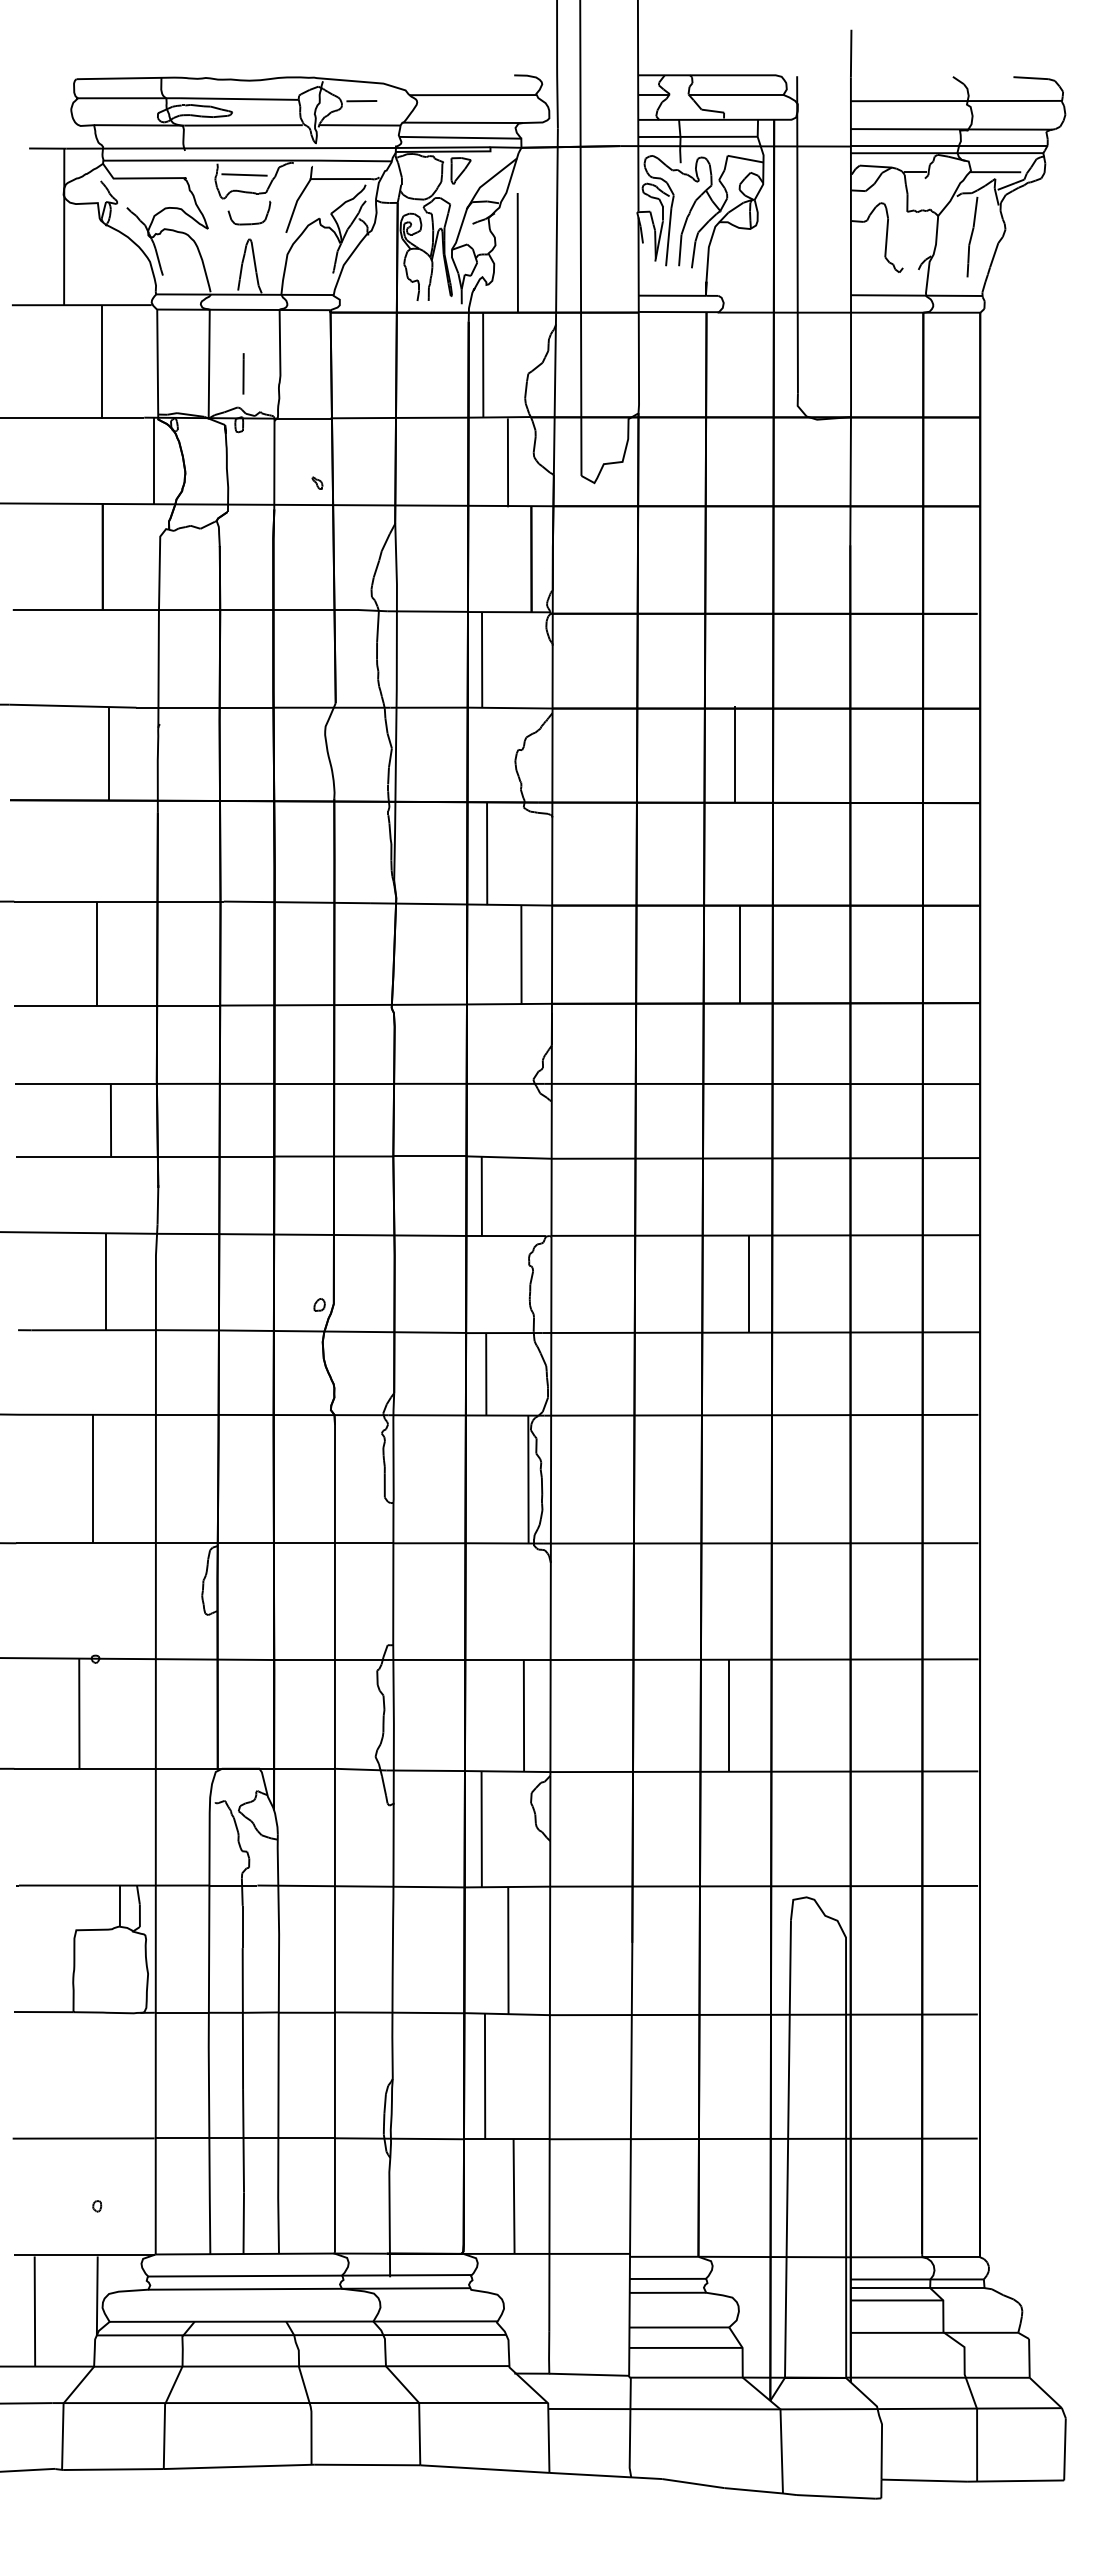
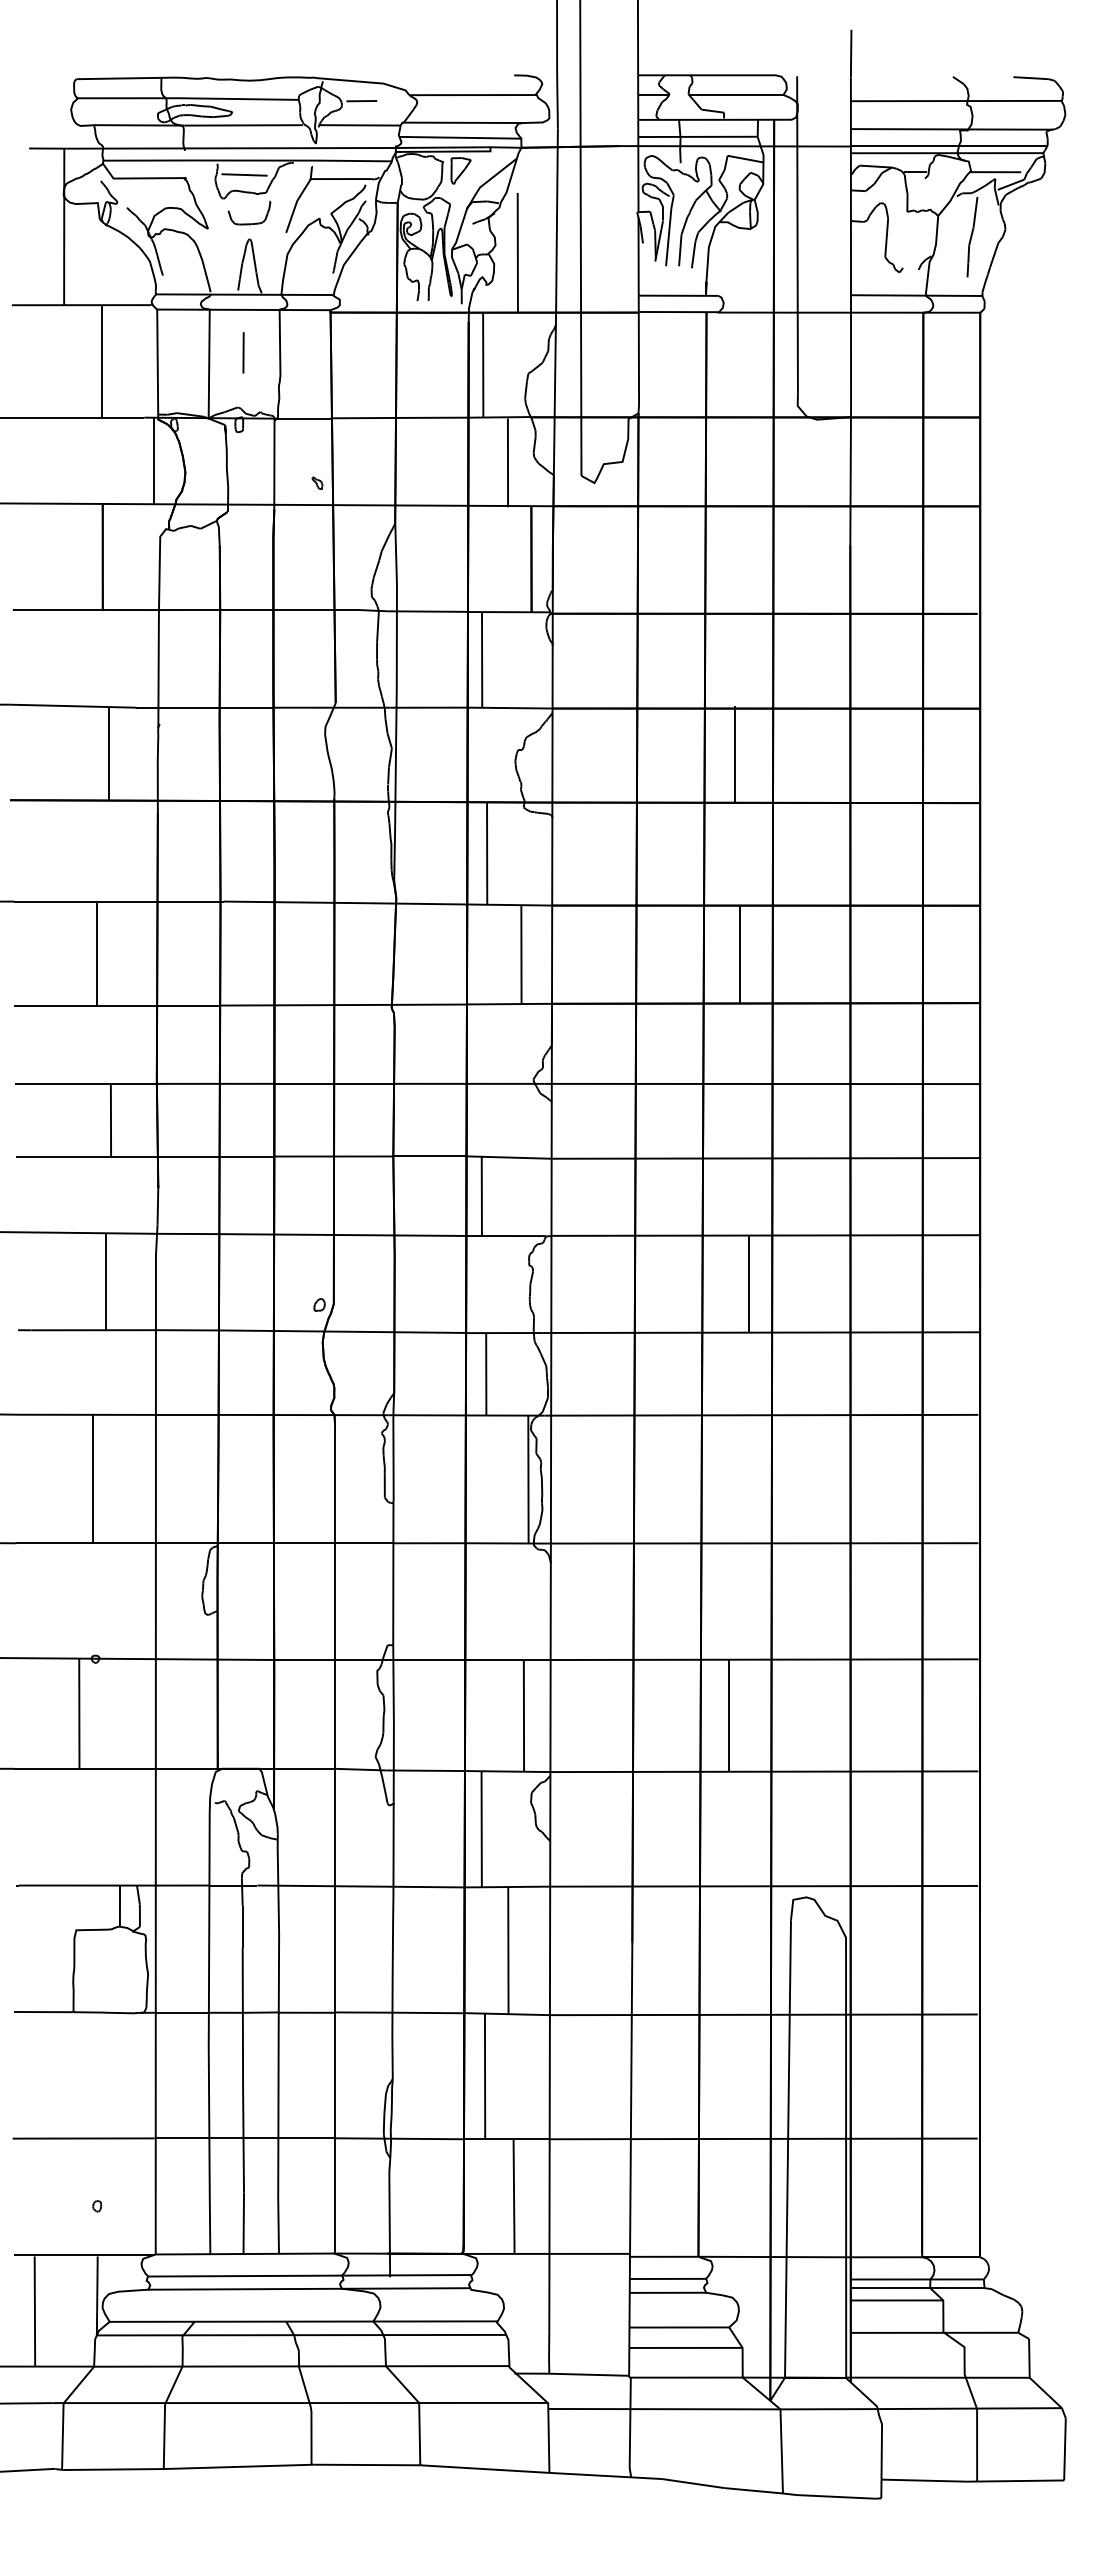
line position: (243, 373) -> (243, 352) (243, 352)
